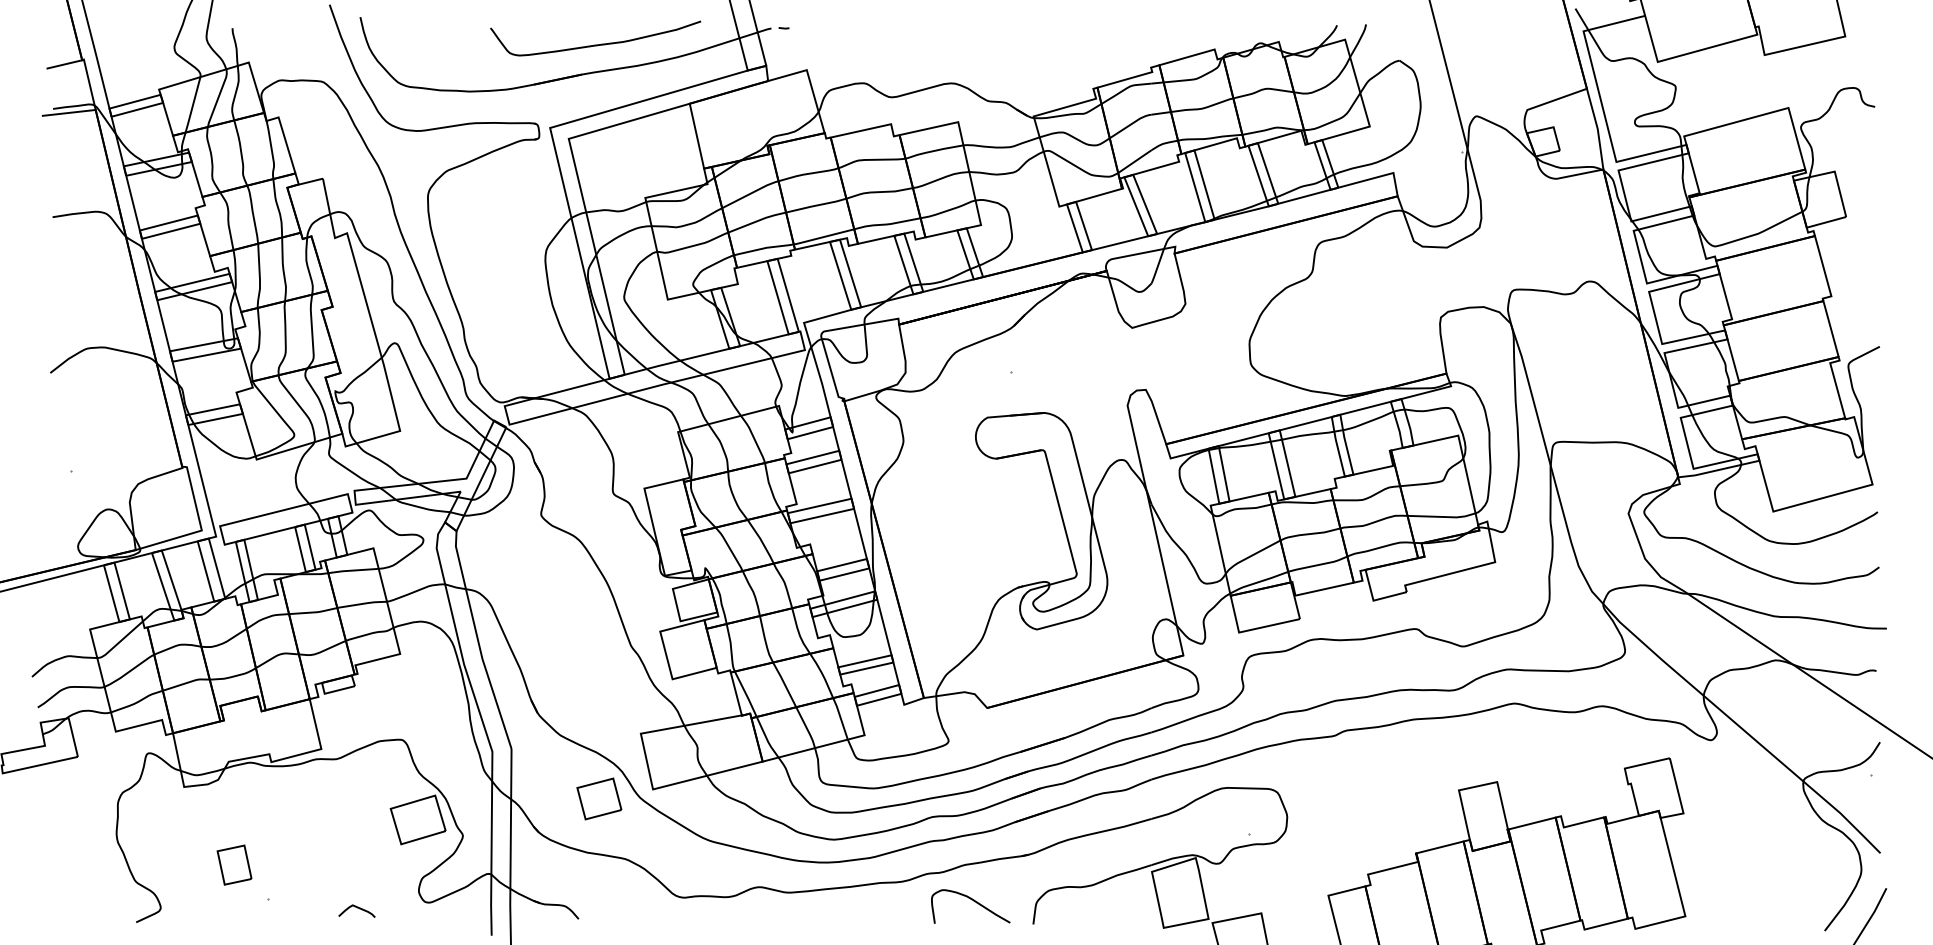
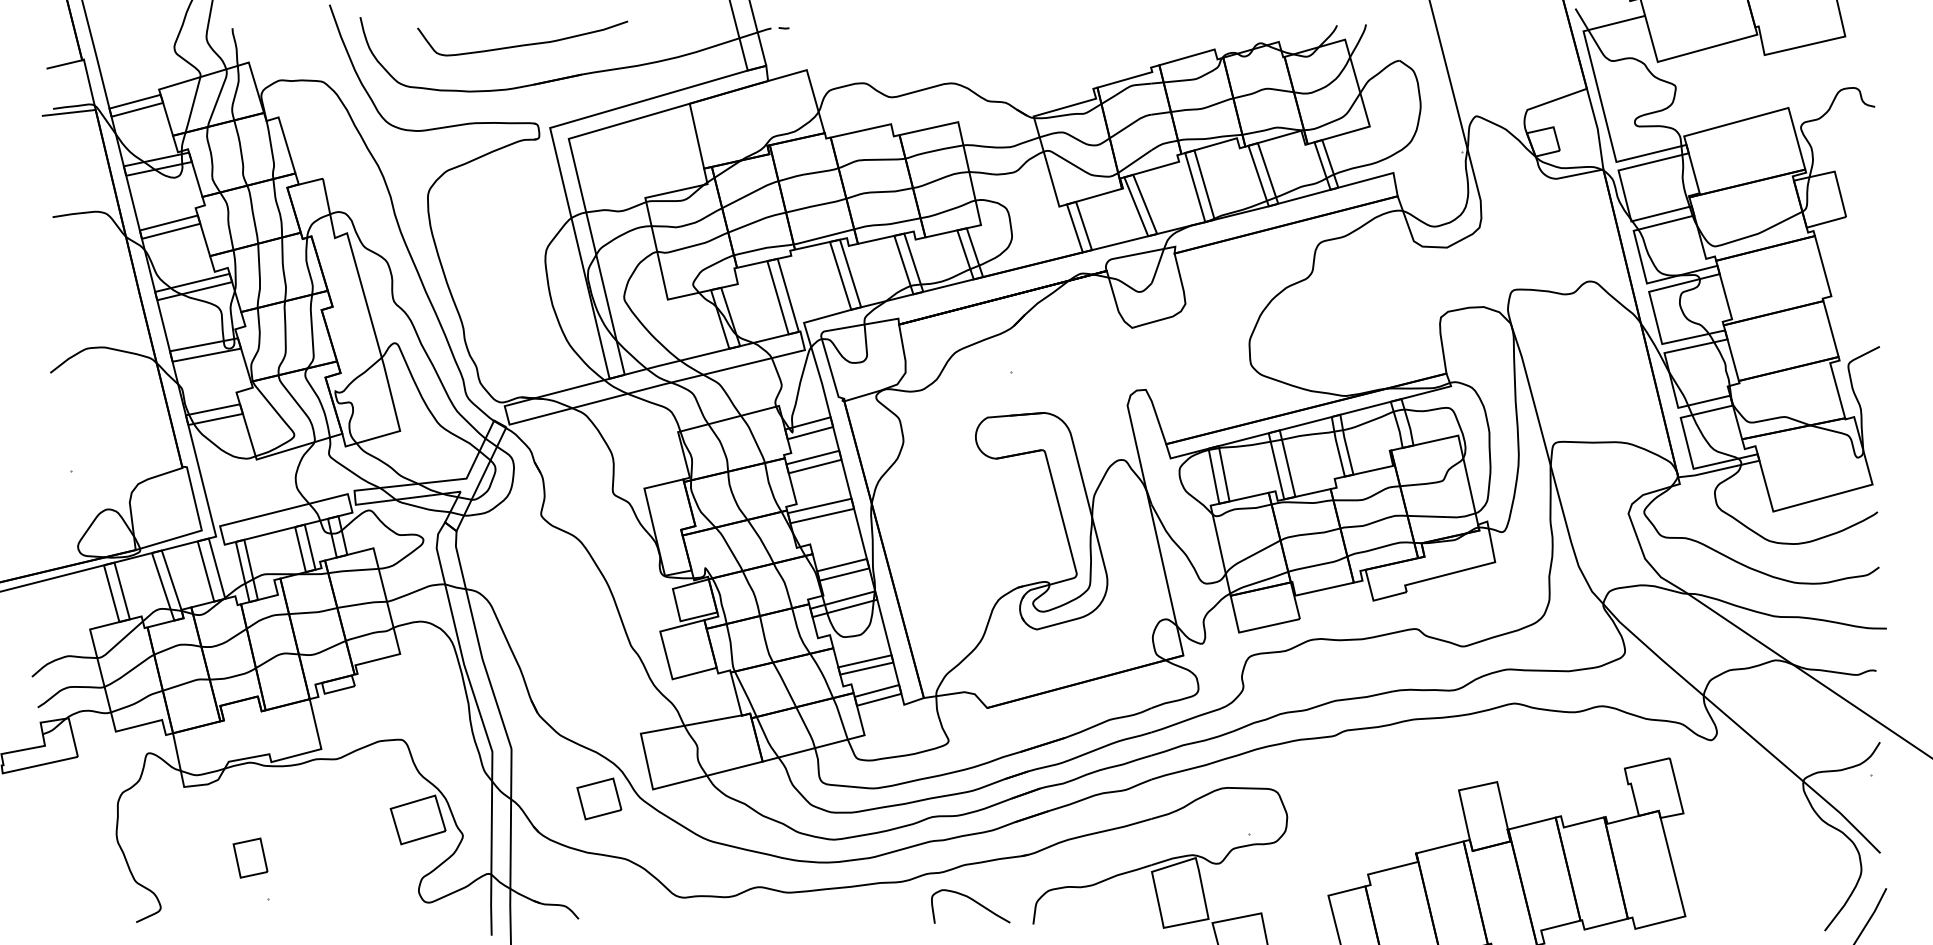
curve position: (595, 44) -> (522, 44) (522, 44)
part position: (234, 864) -> (250, 857) (250, 857)
curve: present -> none (357, 908)
